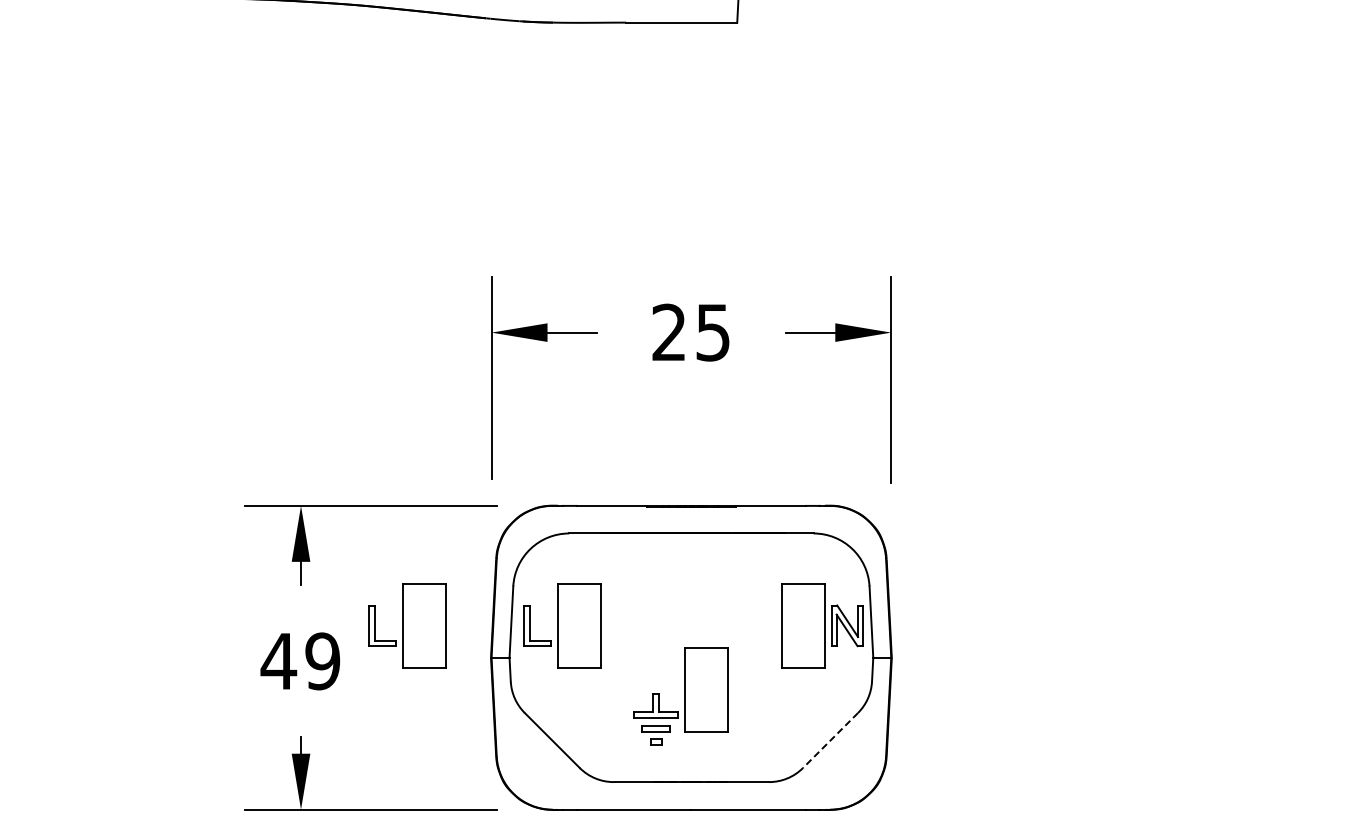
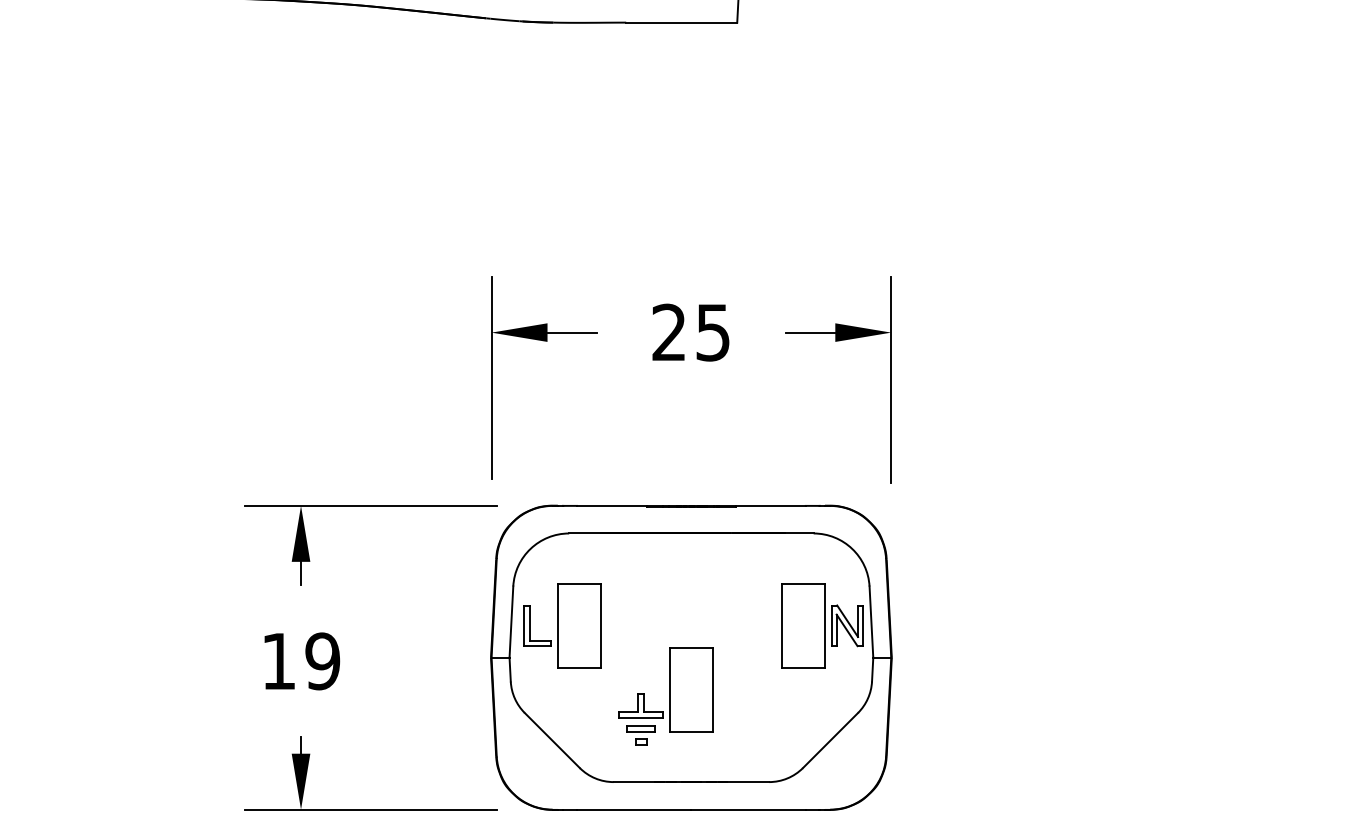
part: present -> none (407, 625)
text: 49 -> 19 (278, 661)
part position: (680, 696) -> (665, 696) (665, 696)
line: dashed -> solid (830, 740)
